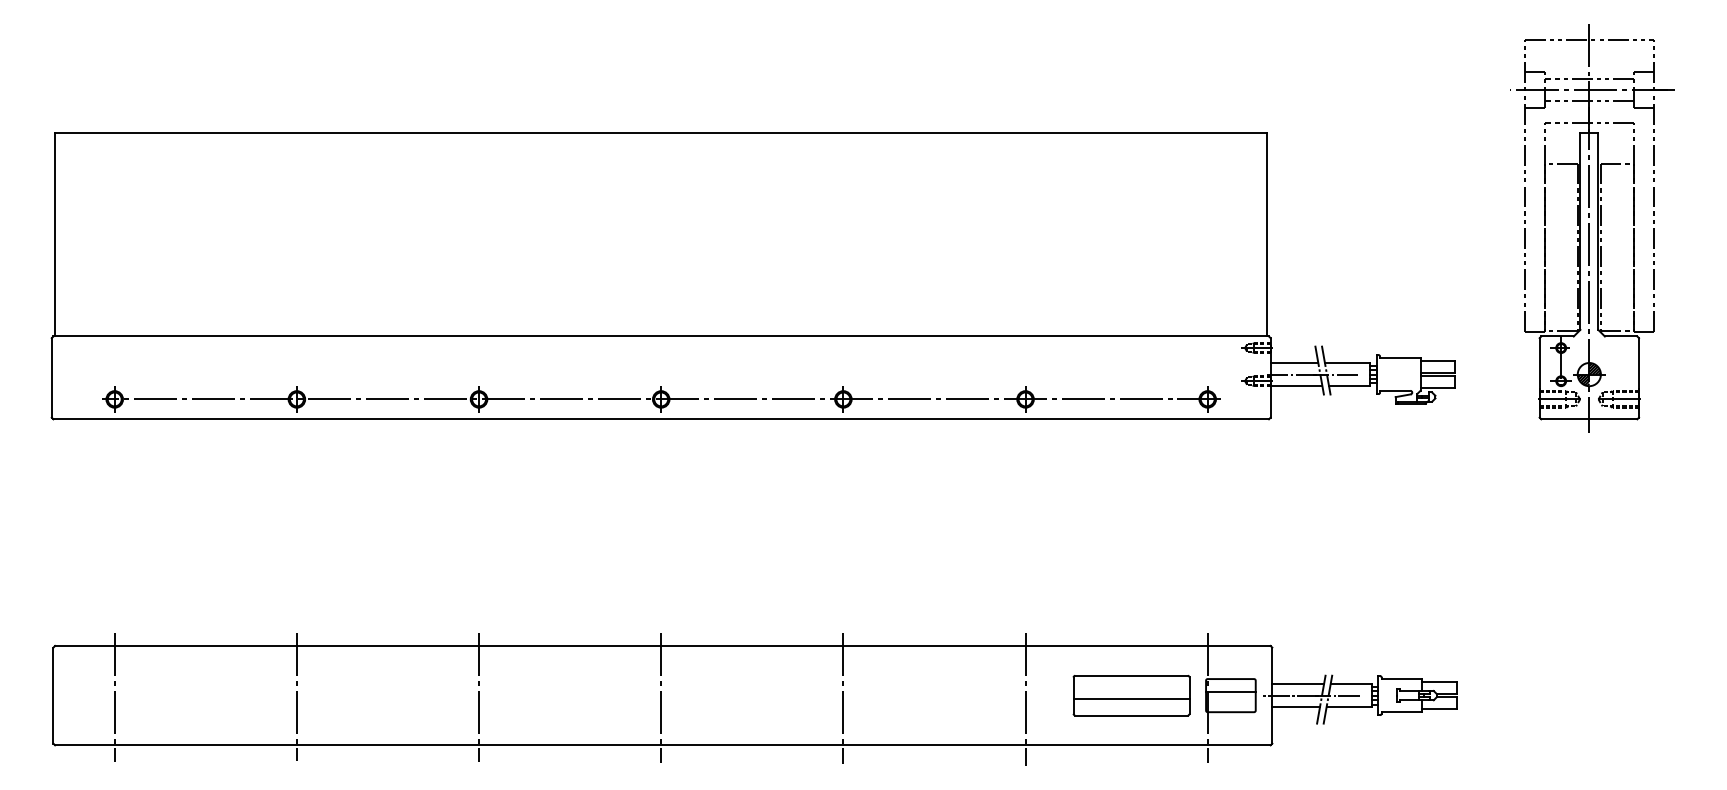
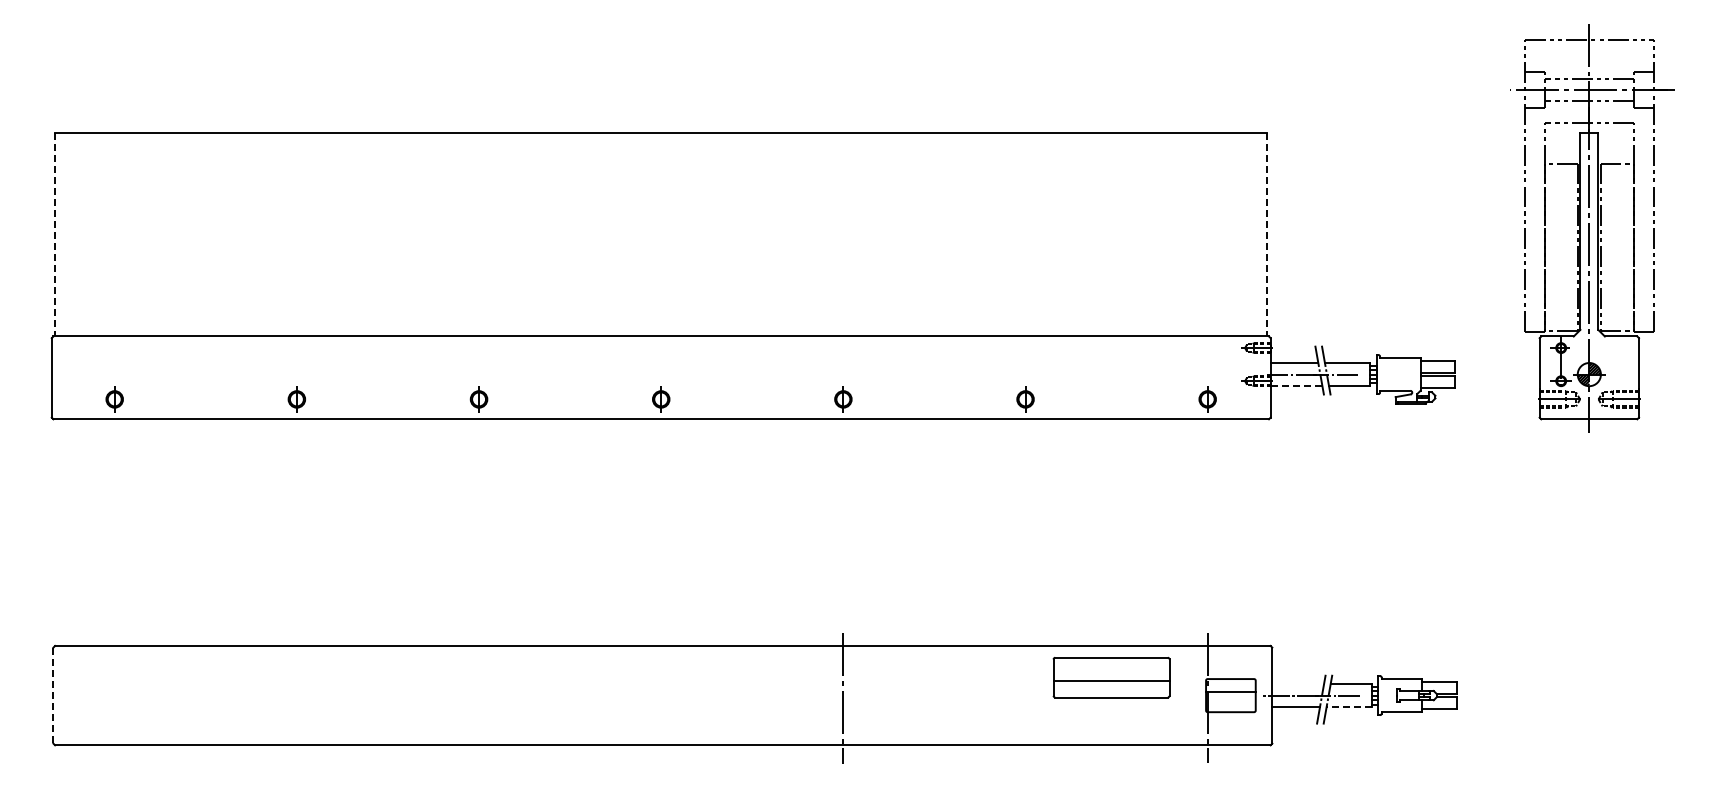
line: solid -> dashed (55, 234)
line: solid -> dashed (1267, 234)
line: solid -> dashed (1296, 386)
line: present -> none (660, 399)
line: present -> none (1298, 684)
part position: (1131, 695) -> (1111, 677) (1111, 677)
line: solid -> dashed (53, 696)
line: present -> none (114, 696)
line: present -> none (296, 696)
line: present -> none (479, 696)
line: present -> none (661, 697)
line: present -> none (1025, 699)
line: solid -> dashed (1349, 707)
